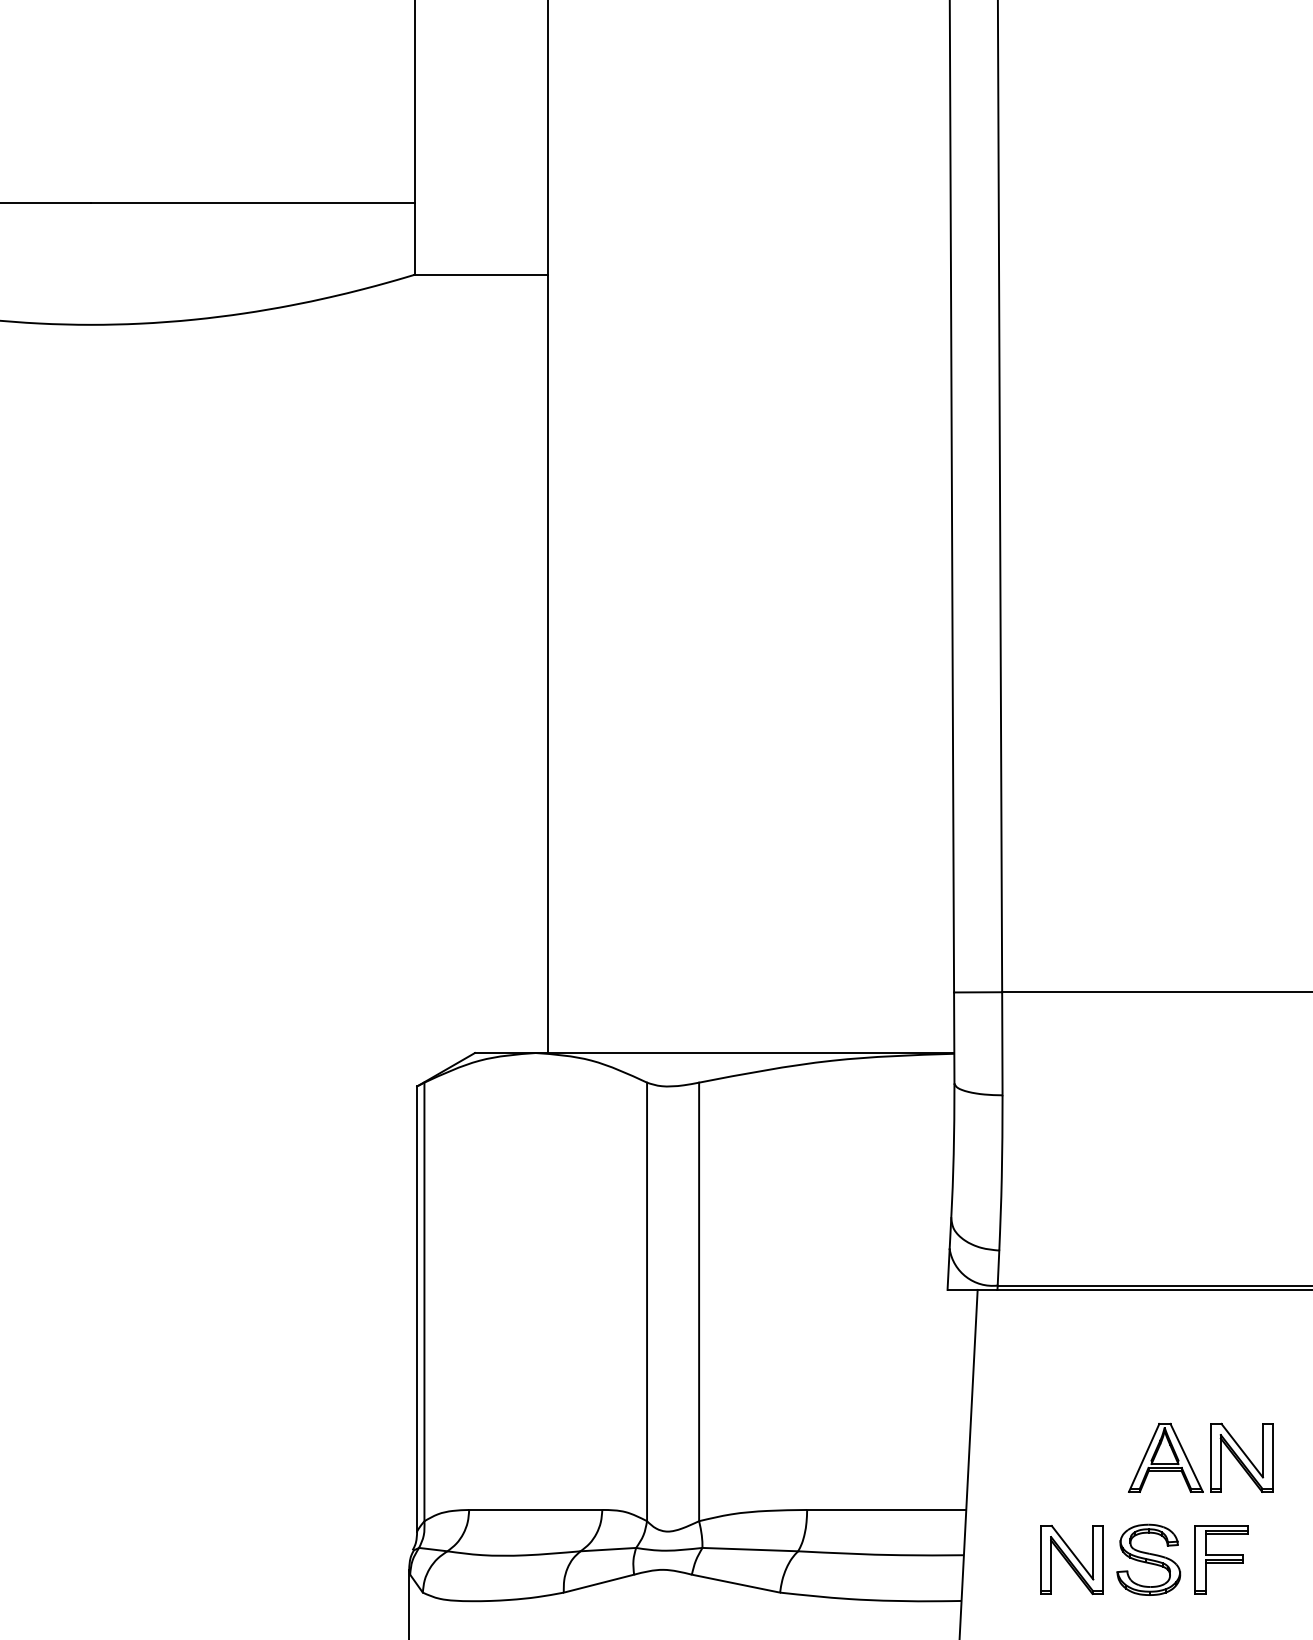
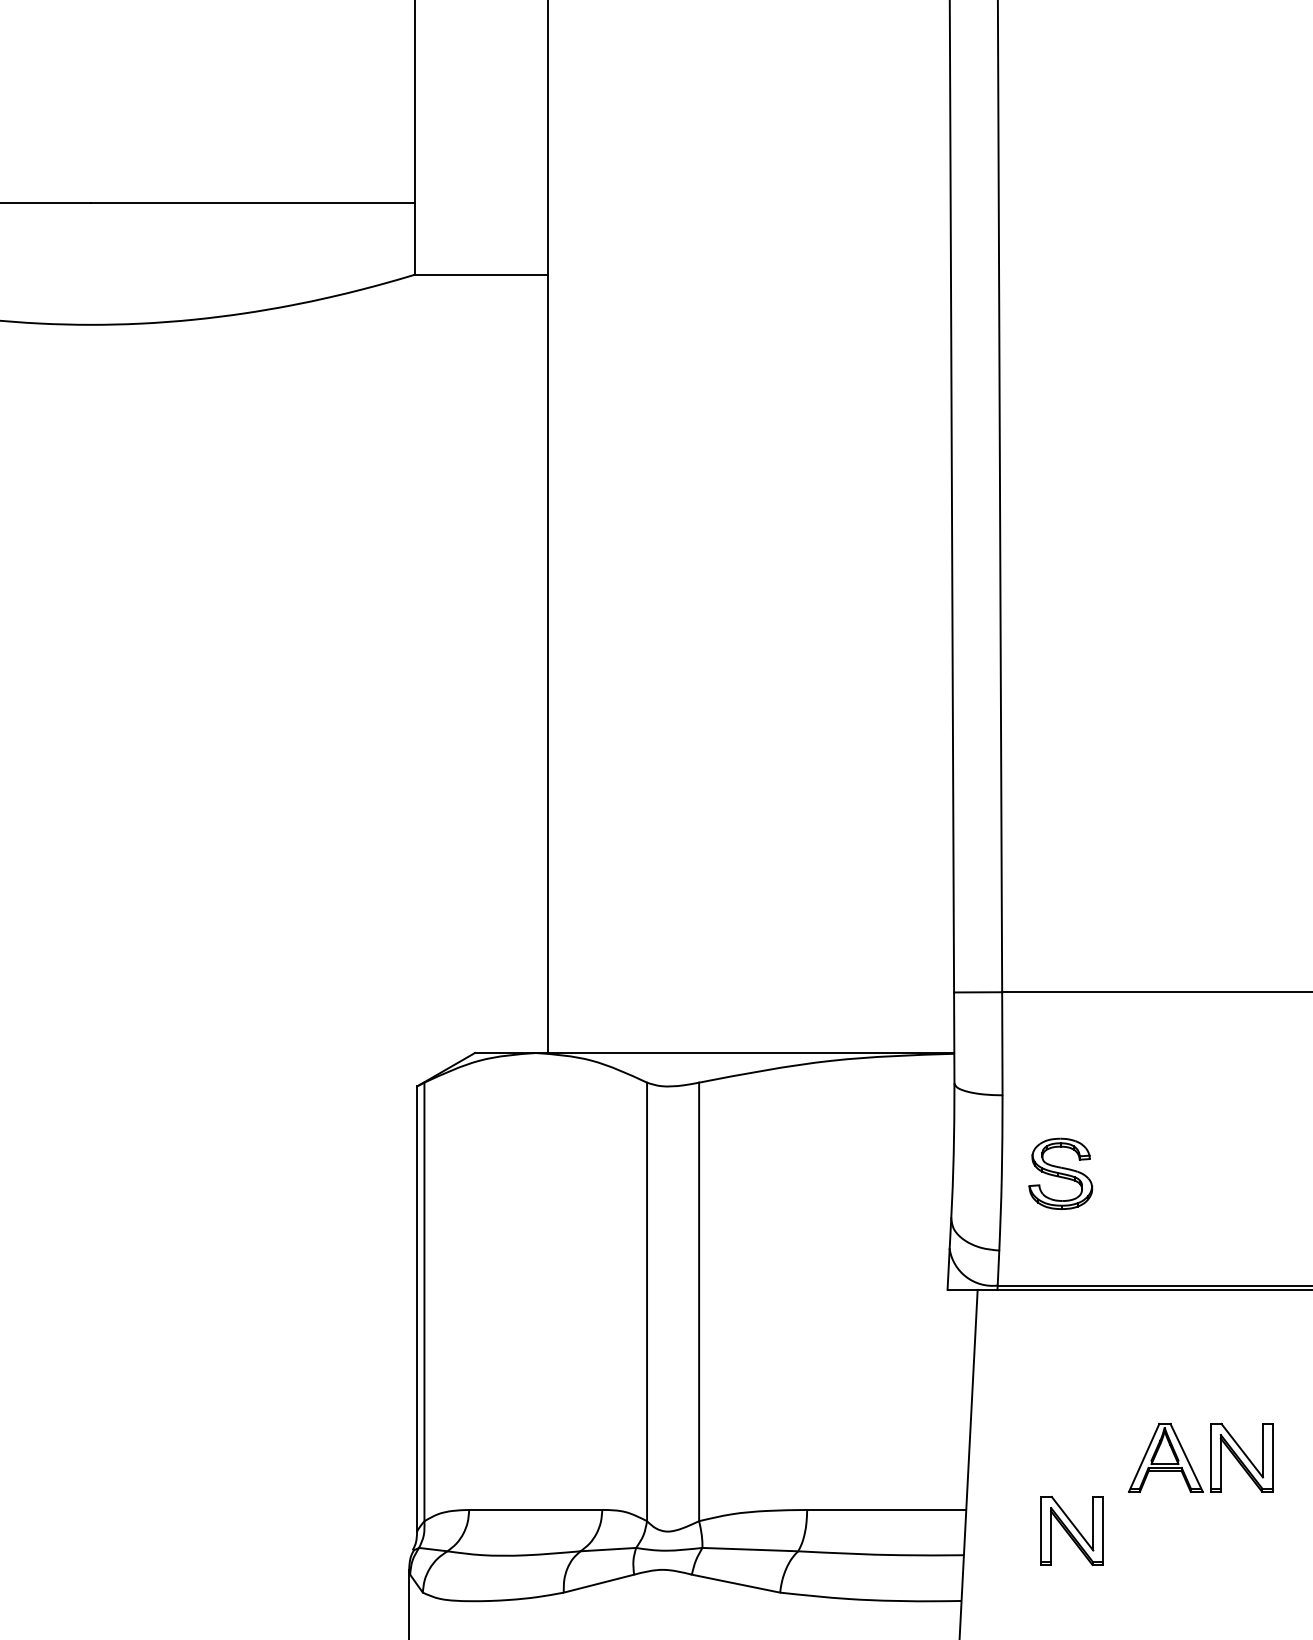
part position: (1071, 1559) -> (1071, 1530) (1071, 1530)
part position: (1148, 1559) -> (1060, 1173) (1060, 1173)
part: present -> none (1221, 1559)
